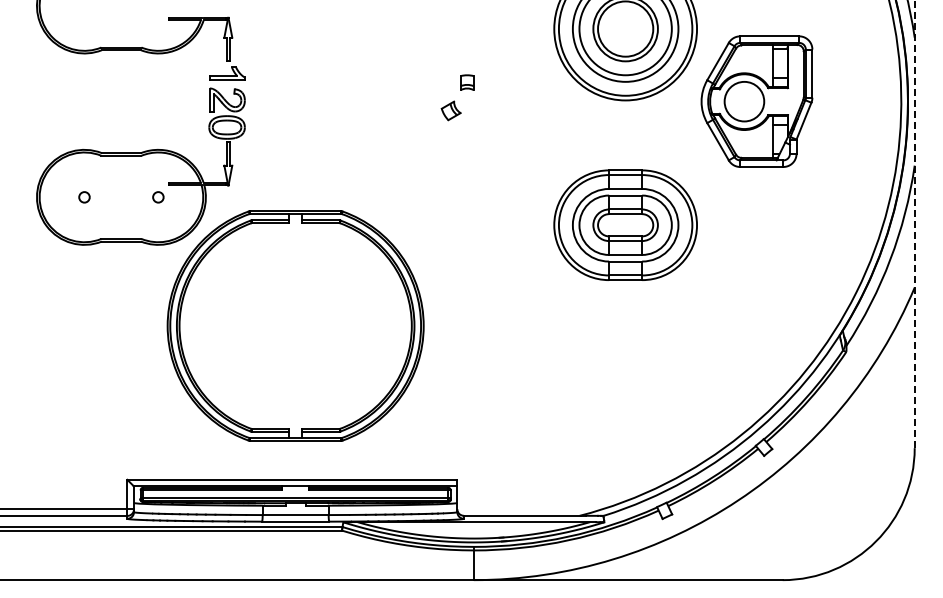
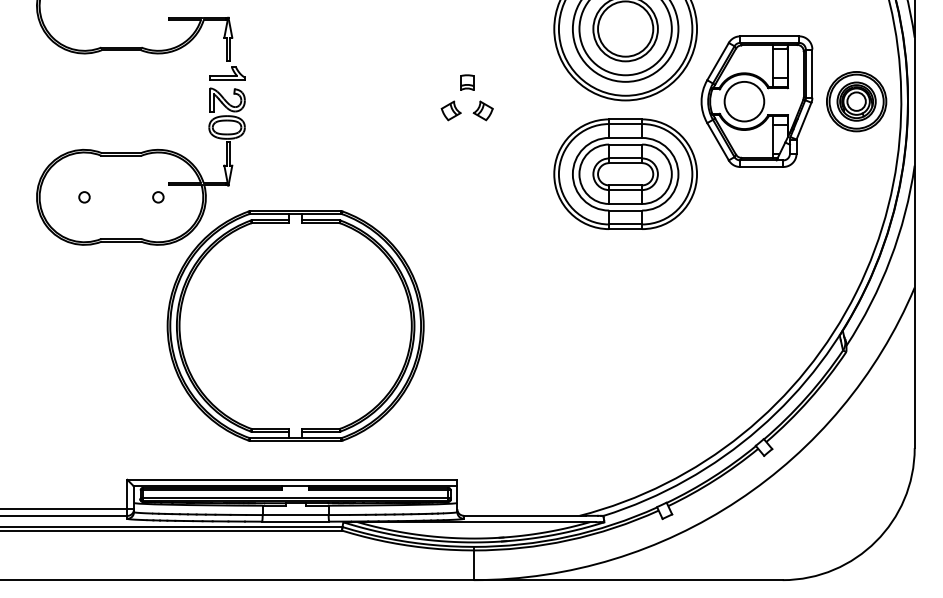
part: none -> present (856, 101)
part: none -> present (482, 110)
part position: (625, 224) -> (625, 173) (625, 173)
line: dashed -> solid (914, 224)
